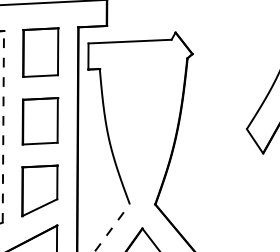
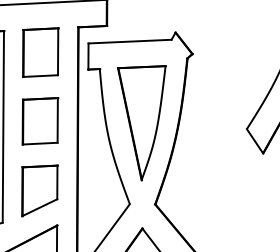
part: none -> present (141, 123)
line: dashed -> solid (3, 126)
line: dashed -> solid (112, 227)
